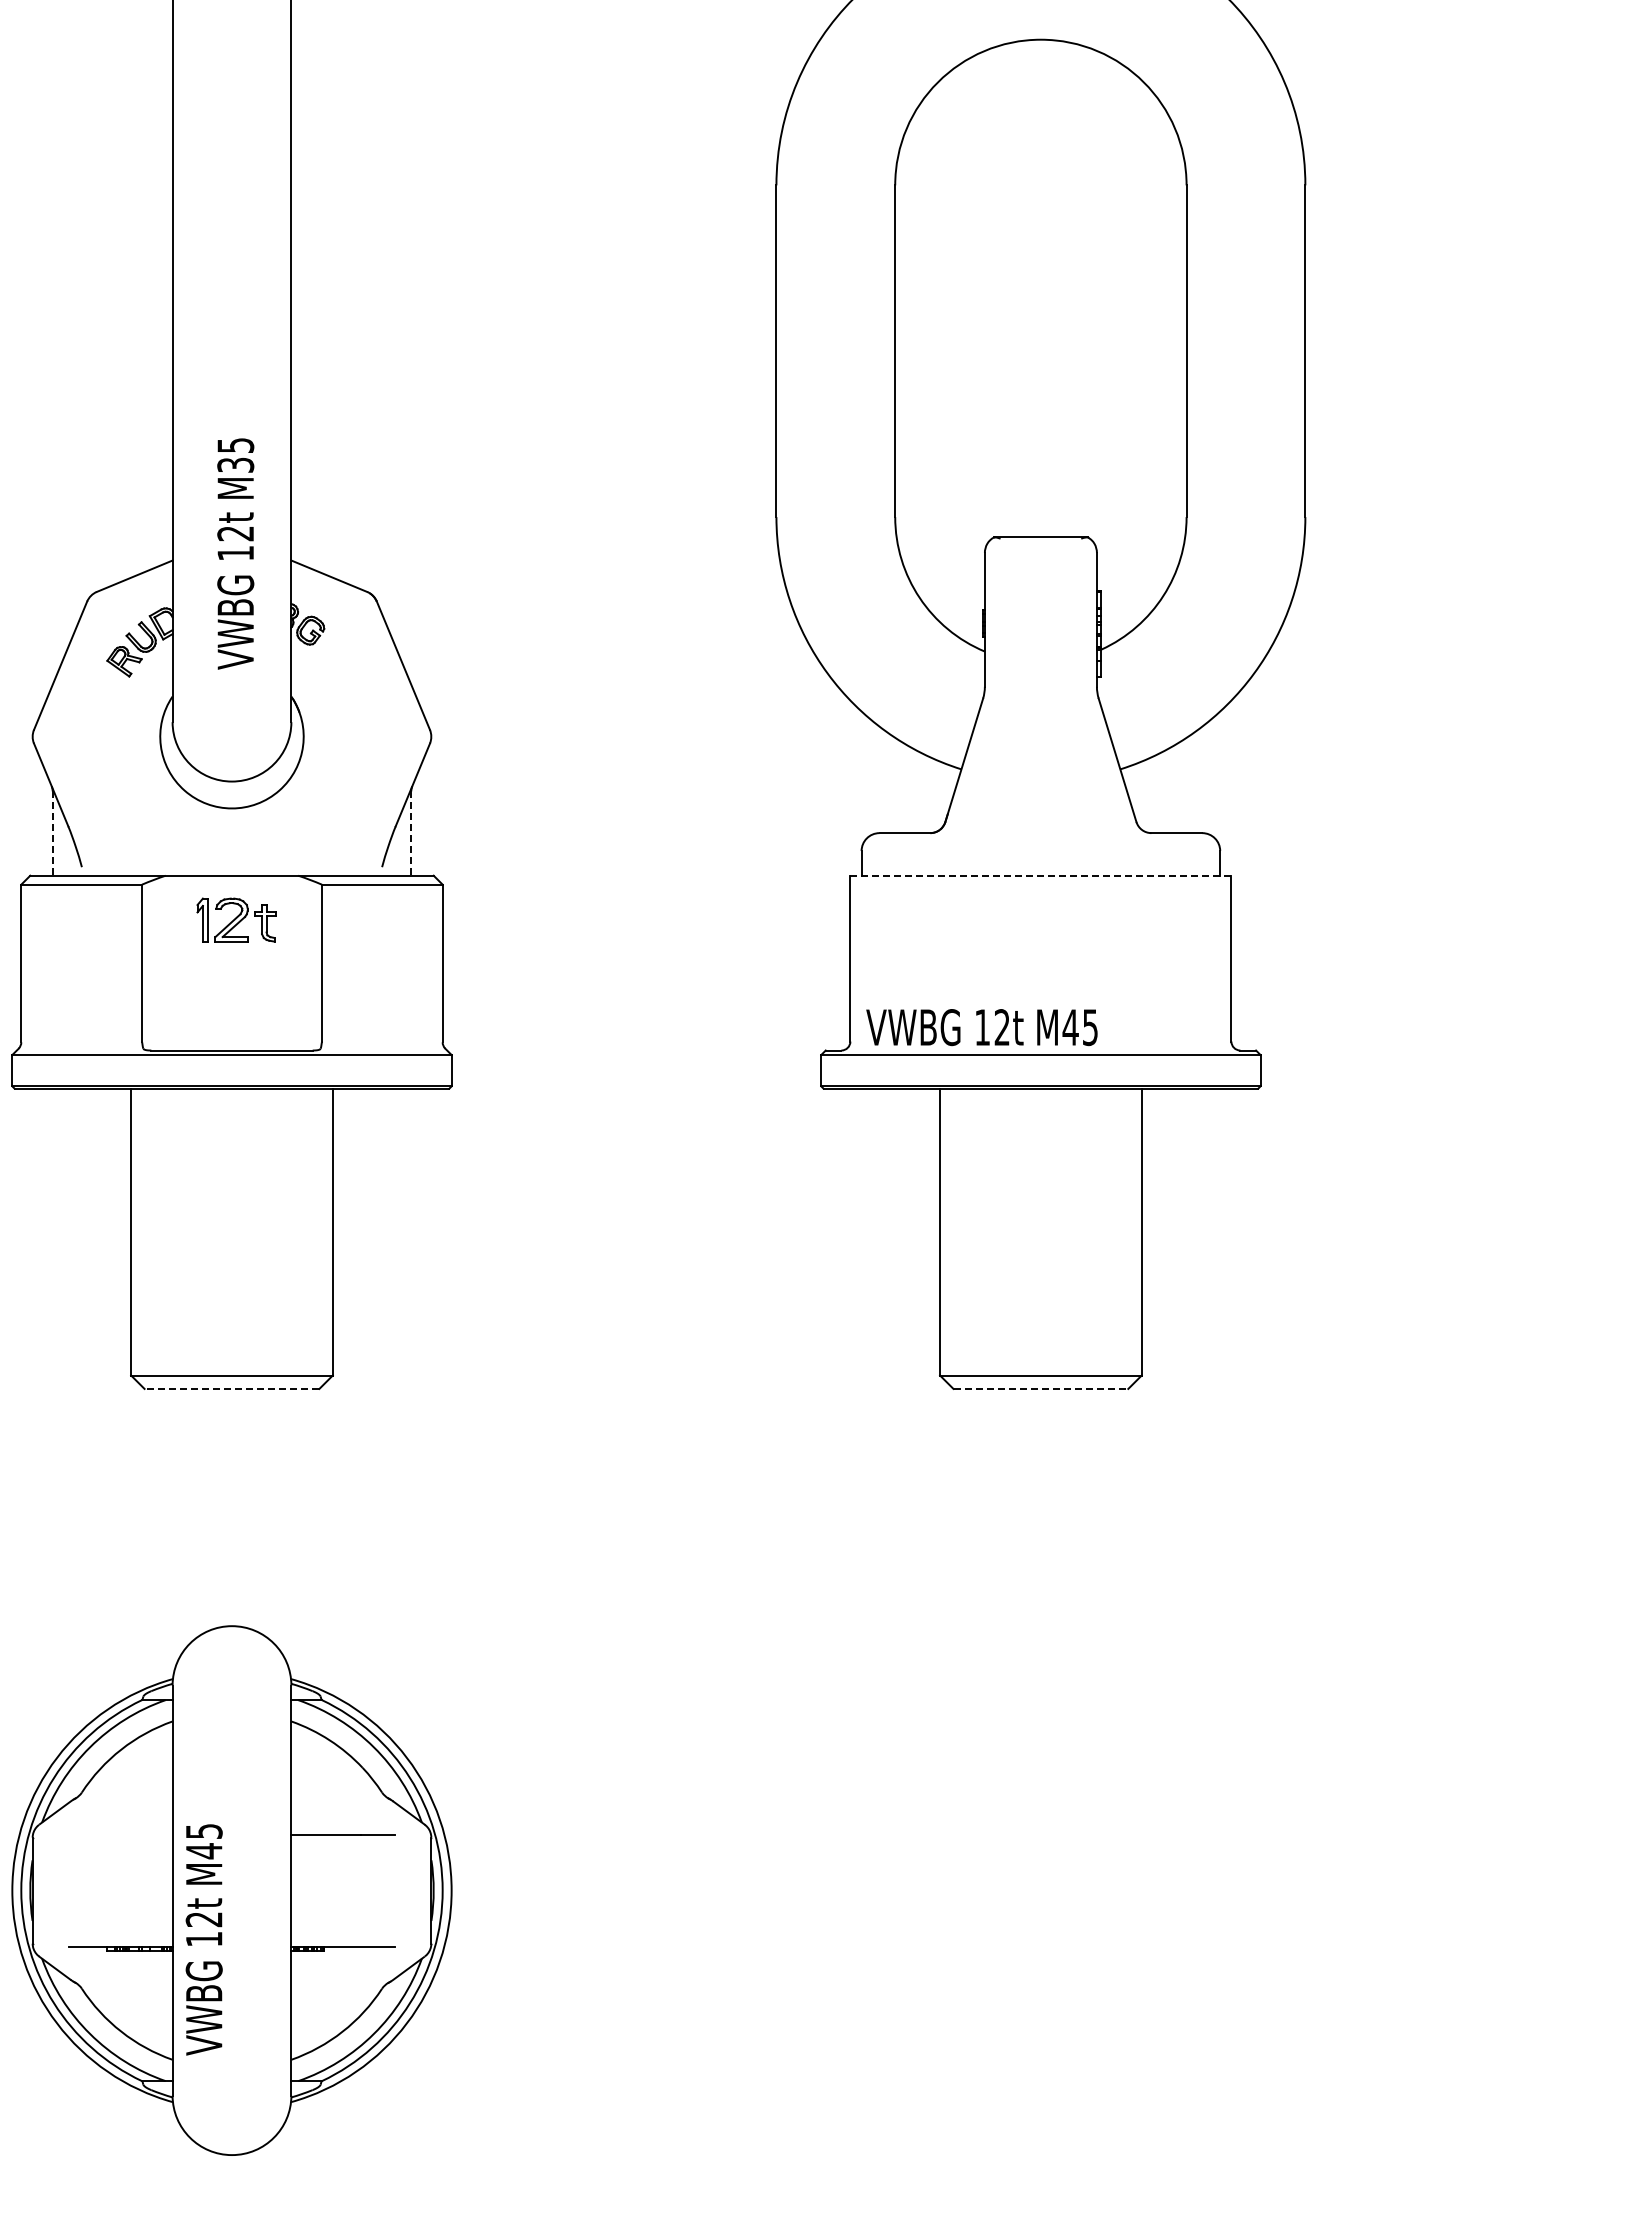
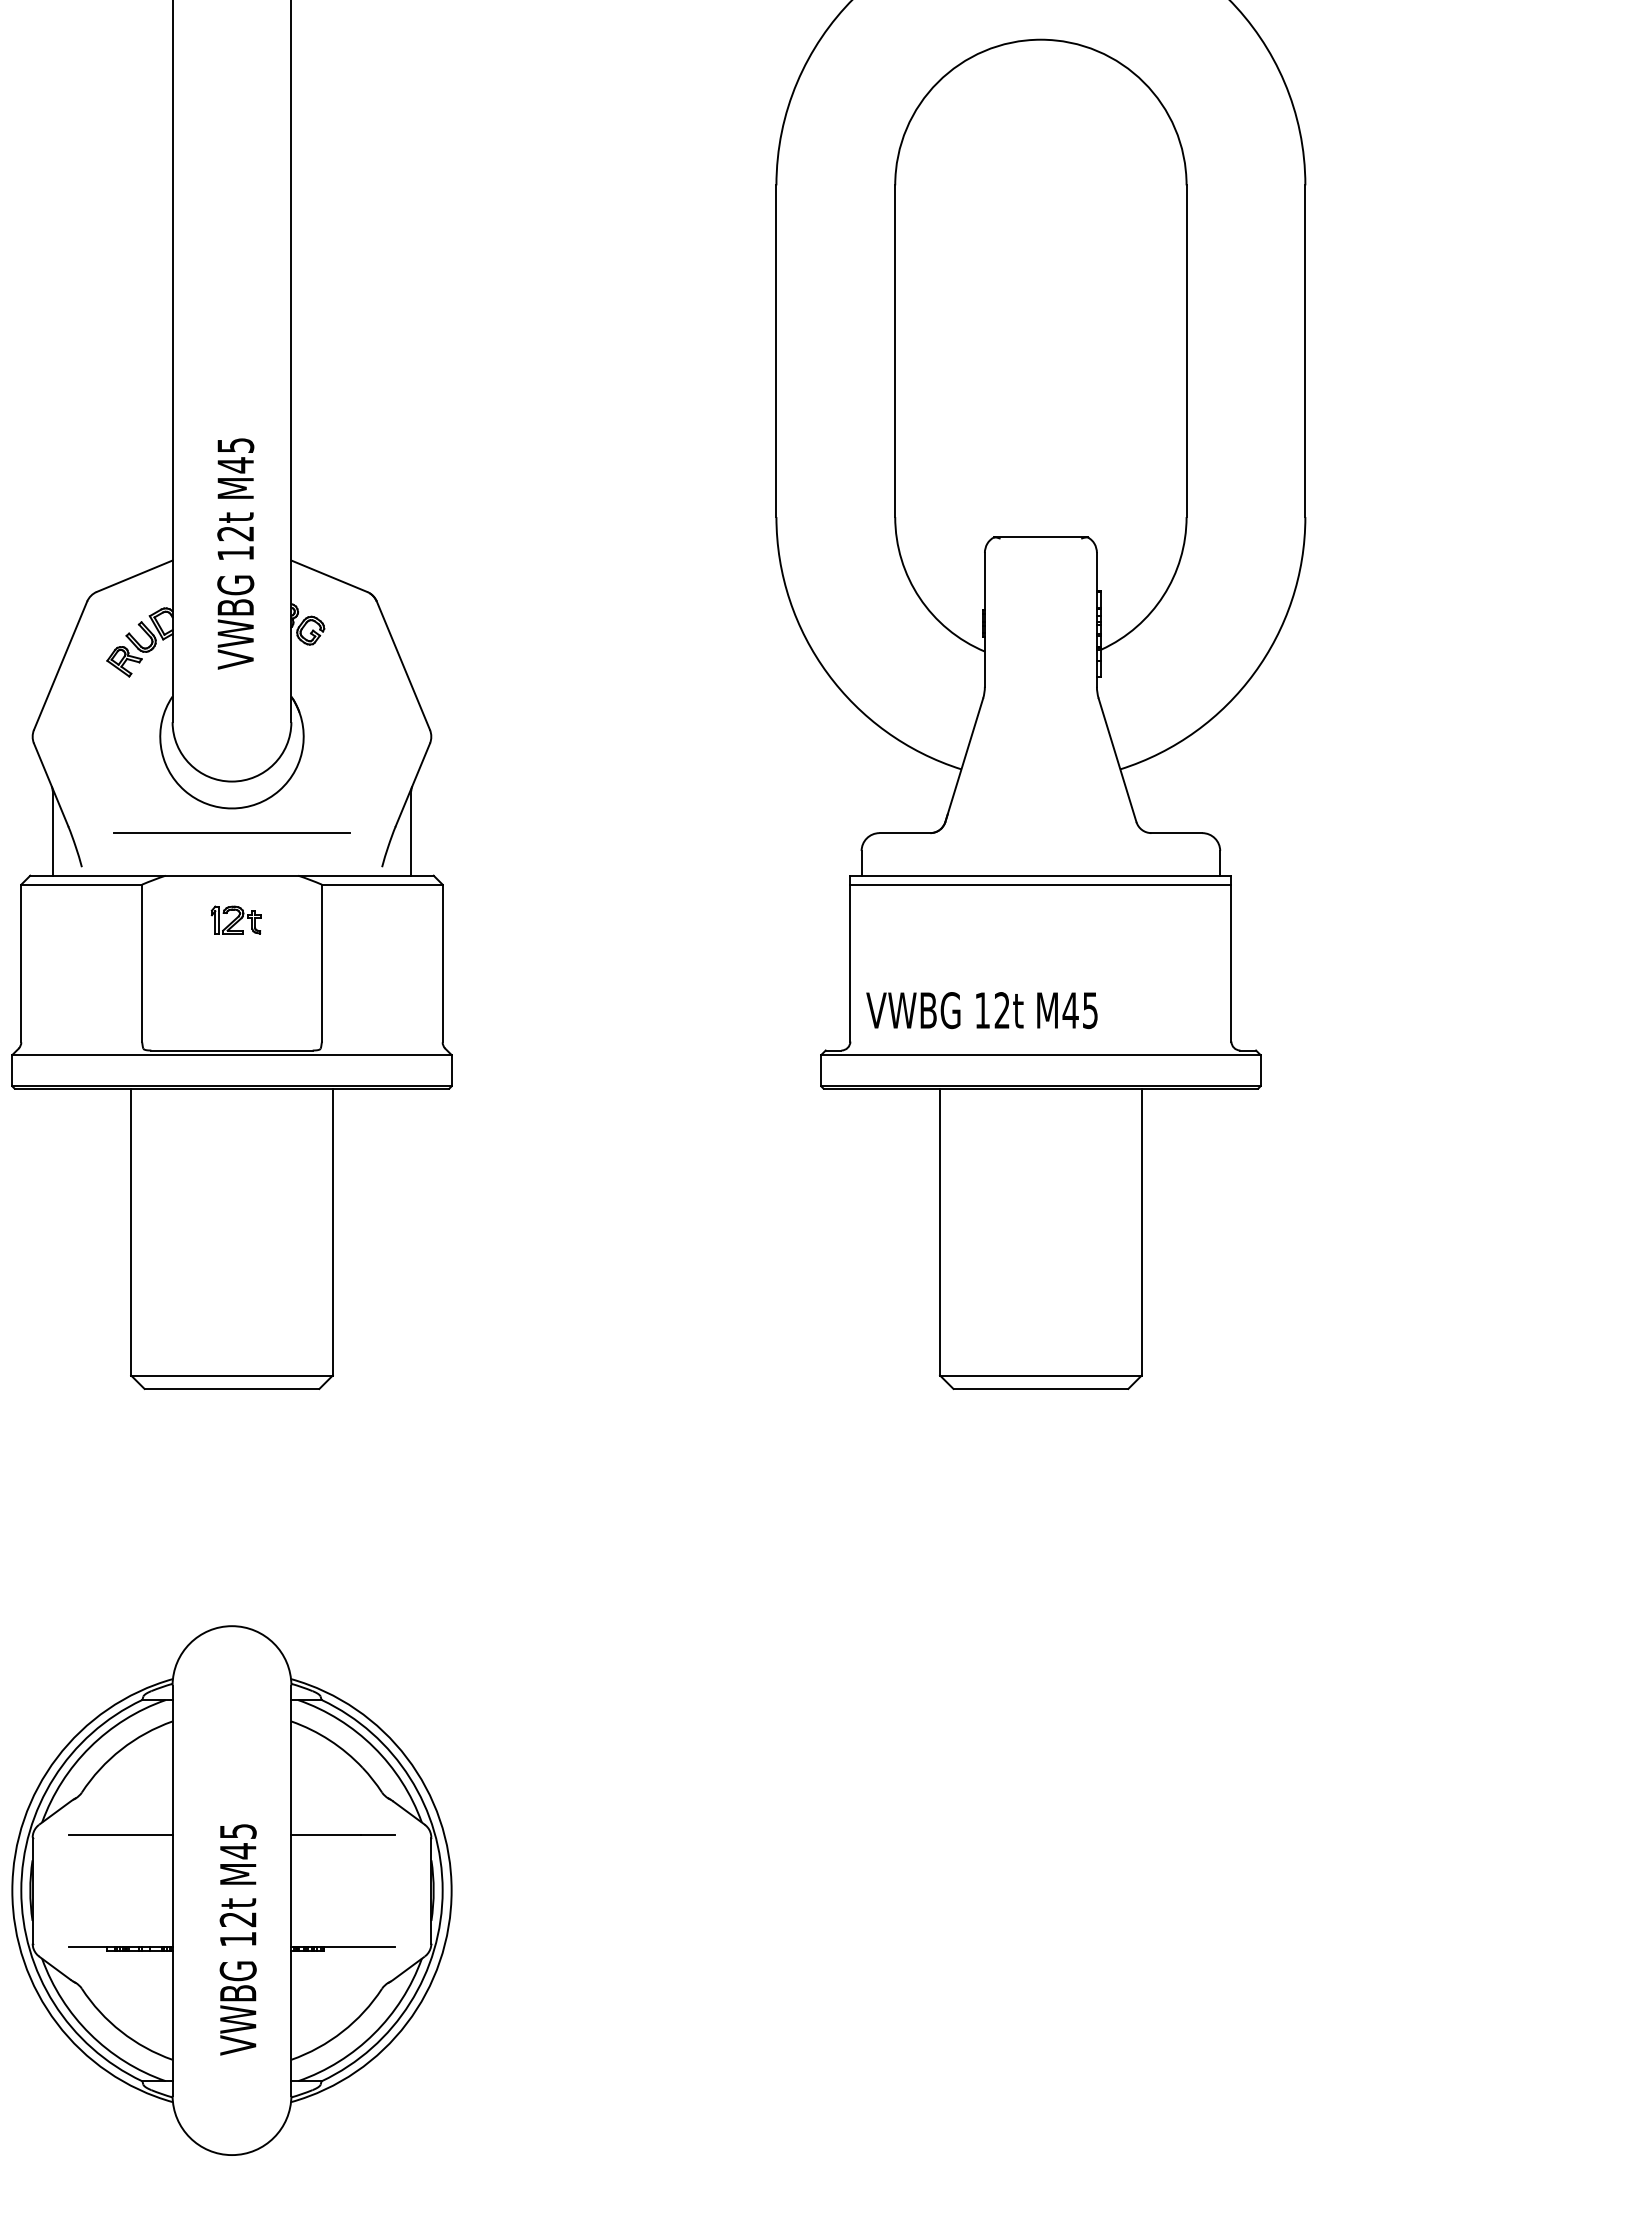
text: M35 -> M45 (235, 465)
line: none -> present (231, 833)
line: dashed -> solid (52, 834)
line: dashed -> solid (411, 834)
line: dashed -> solid (1040, 875)
line: none -> present (1040, 884)
part size: 81x46 px -> 52x30 px (235, 919)
text position: (981, 1027) -> (981, 1010) (981, 1010)
line: dashed -> solid (231, 1388)
line: dashed -> solid (1041, 1388)
line: none -> present (120, 1834)
text position: (203, 1939) -> (237, 1939) (237, 1939)
